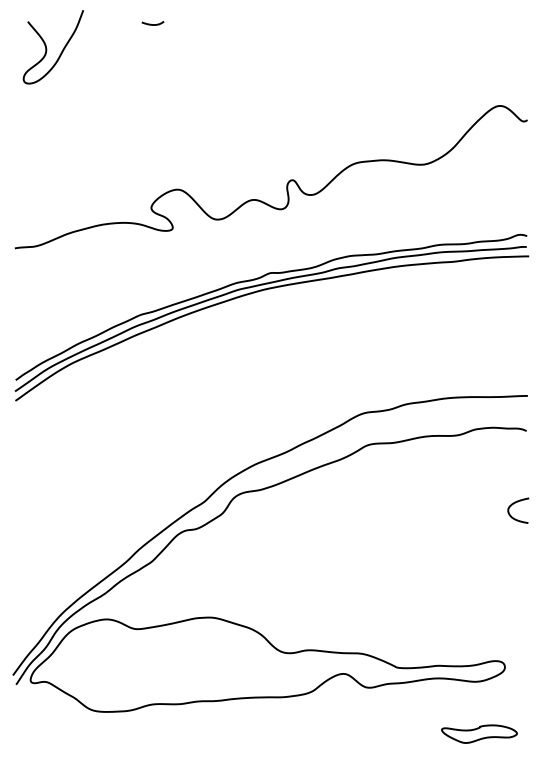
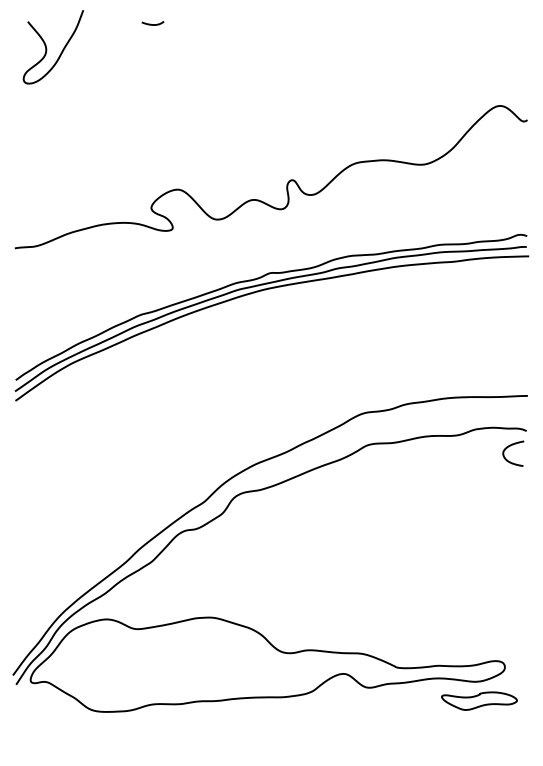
curve position: (515, 503) -> (510, 446) (510, 446)
part position: (479, 733) -> (479, 700) (479, 700)
